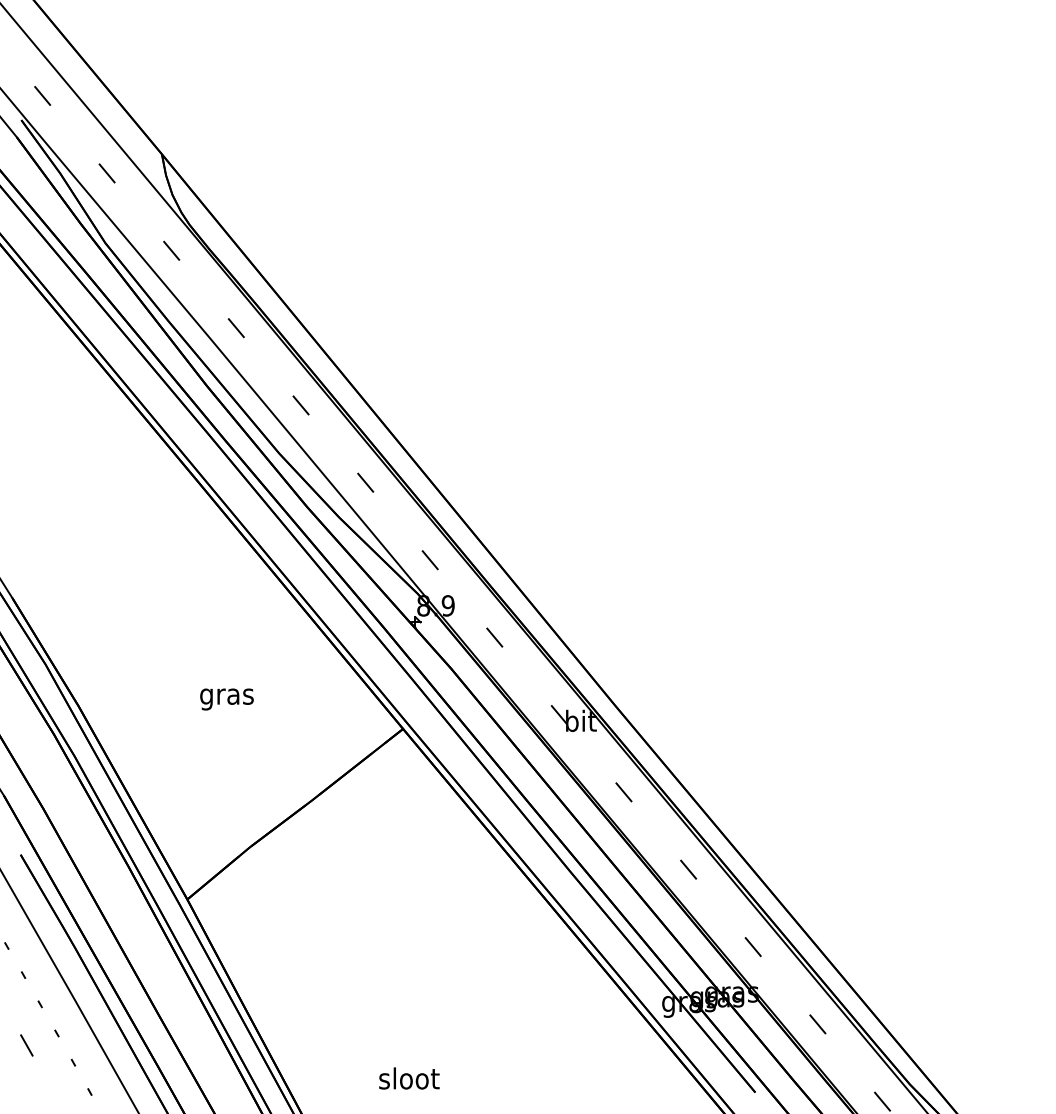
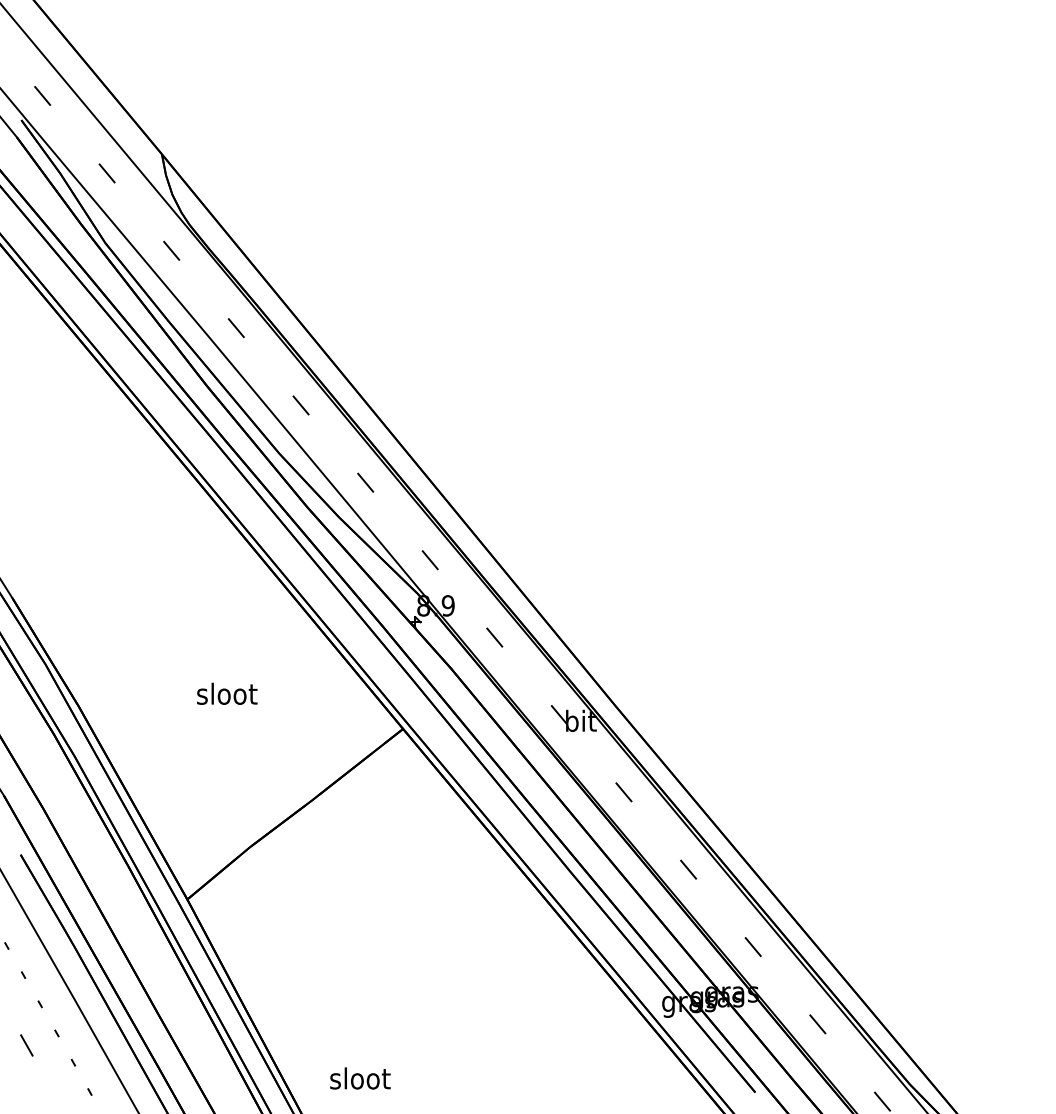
text: gras -> sloot (227, 696)
text position: (409, 1078) -> (360, 1078) (360, 1078)
